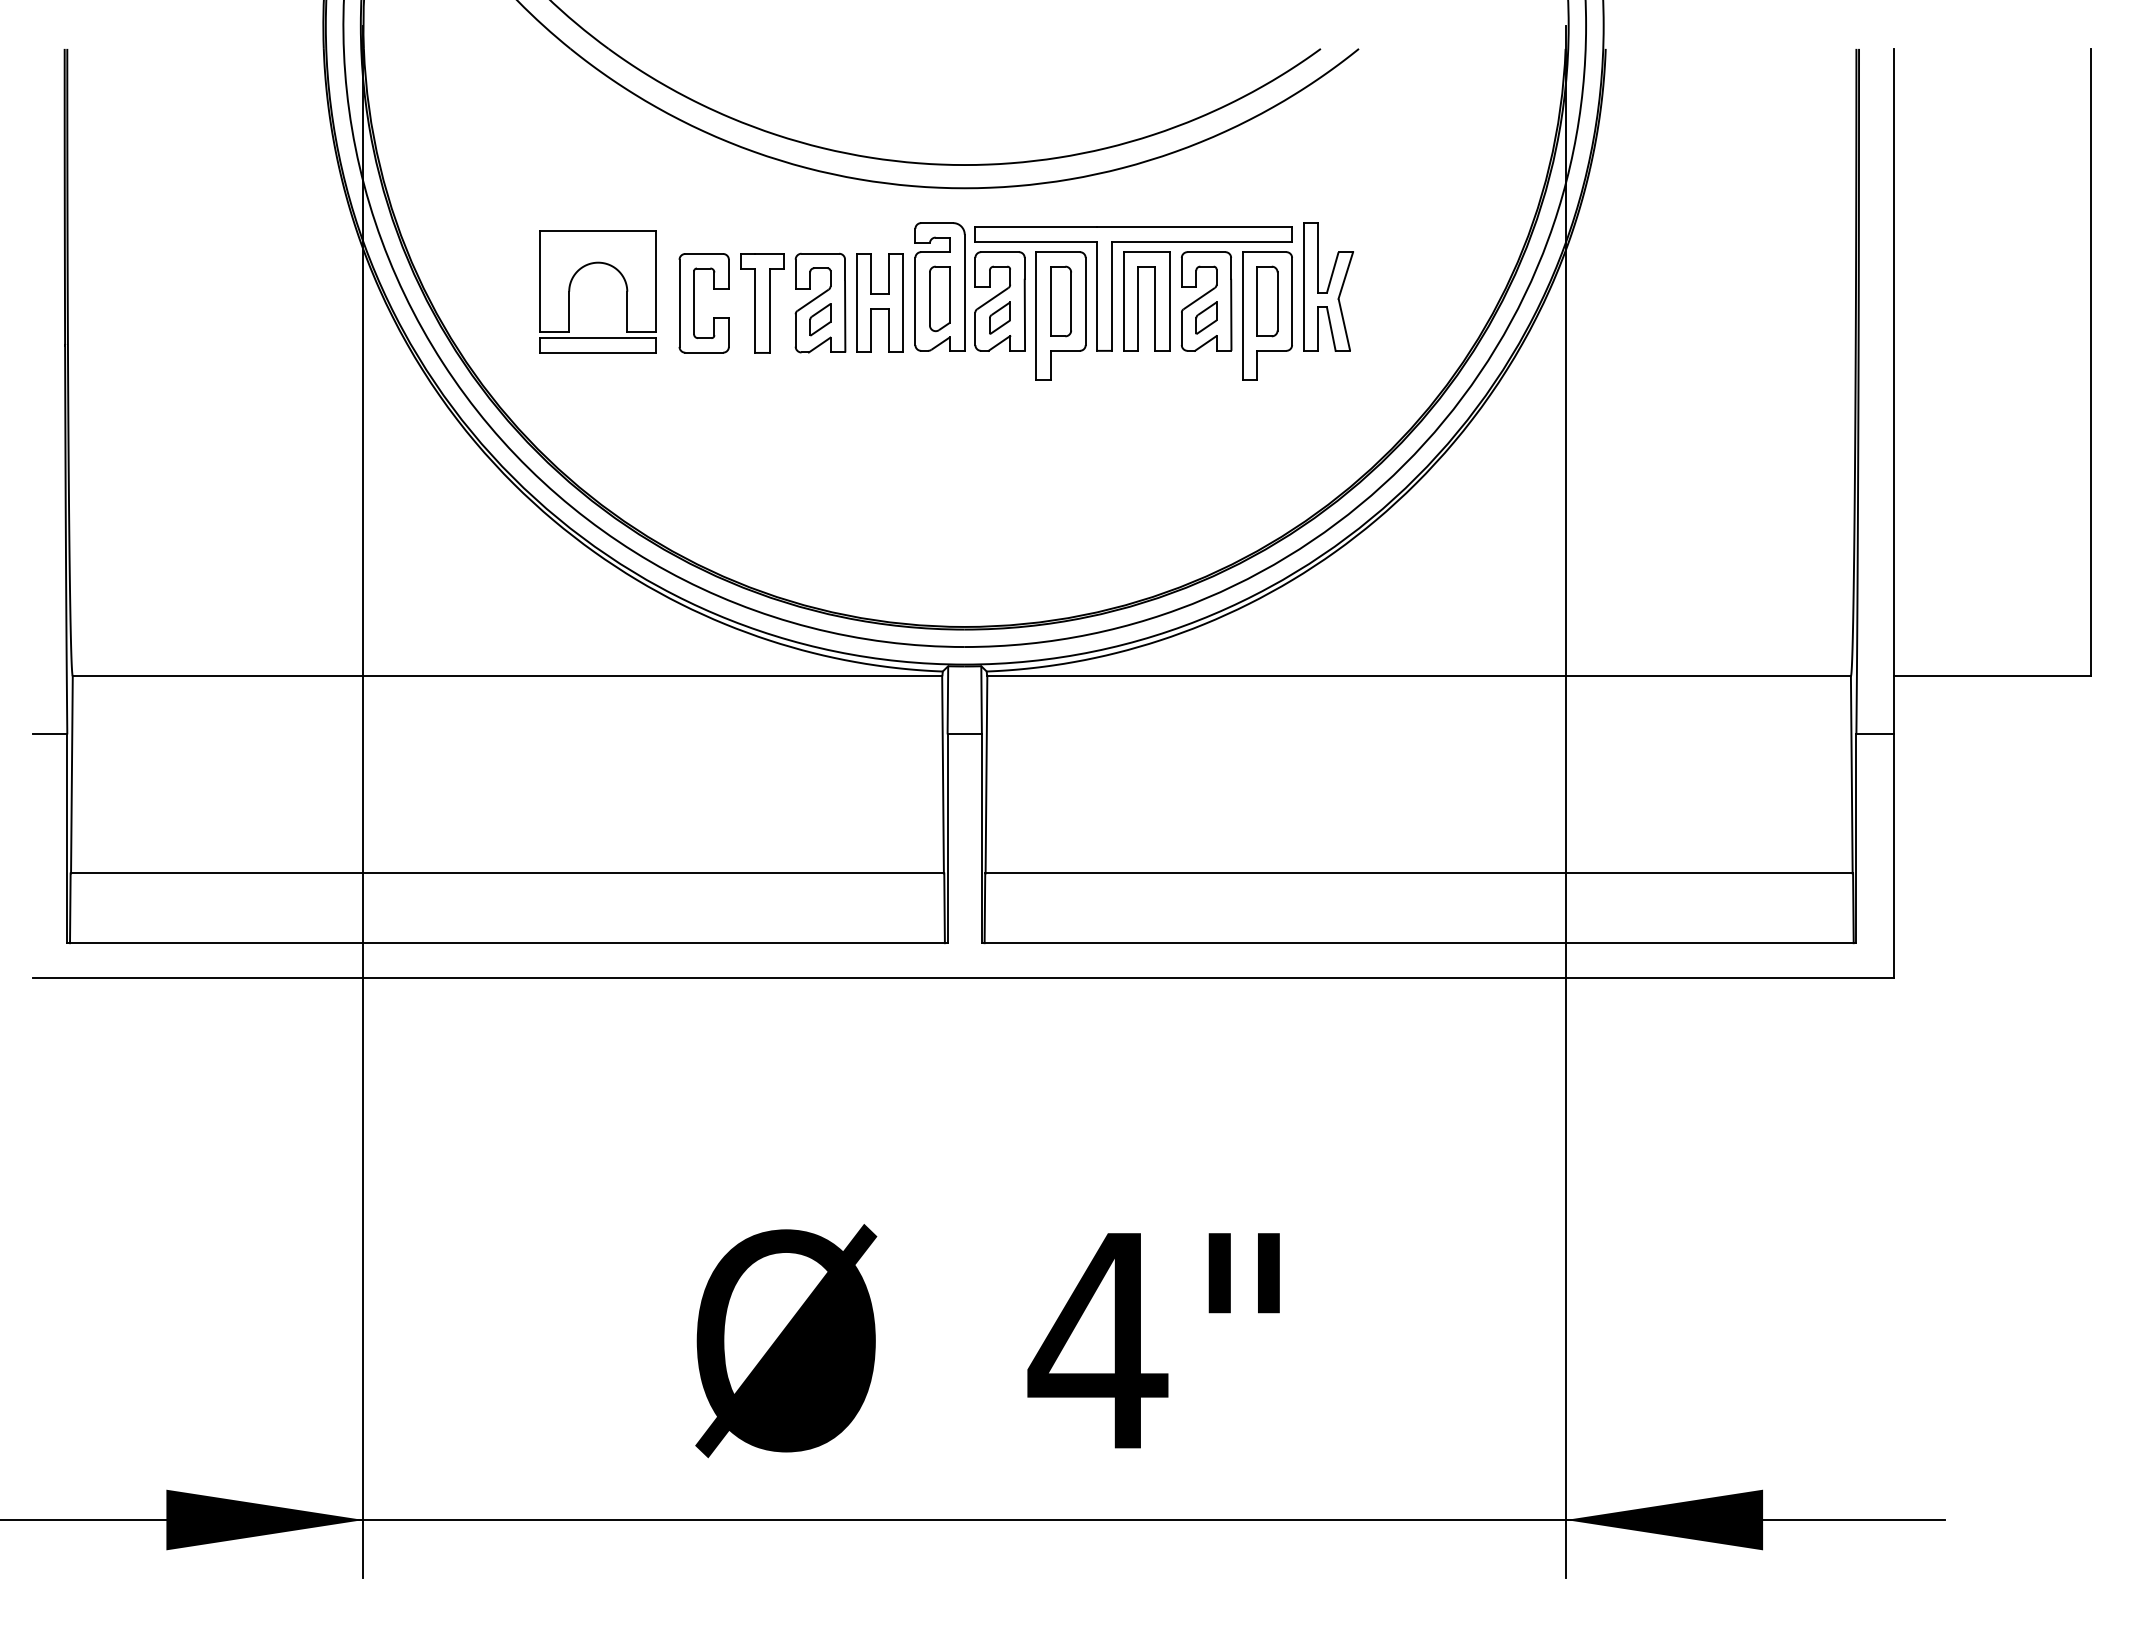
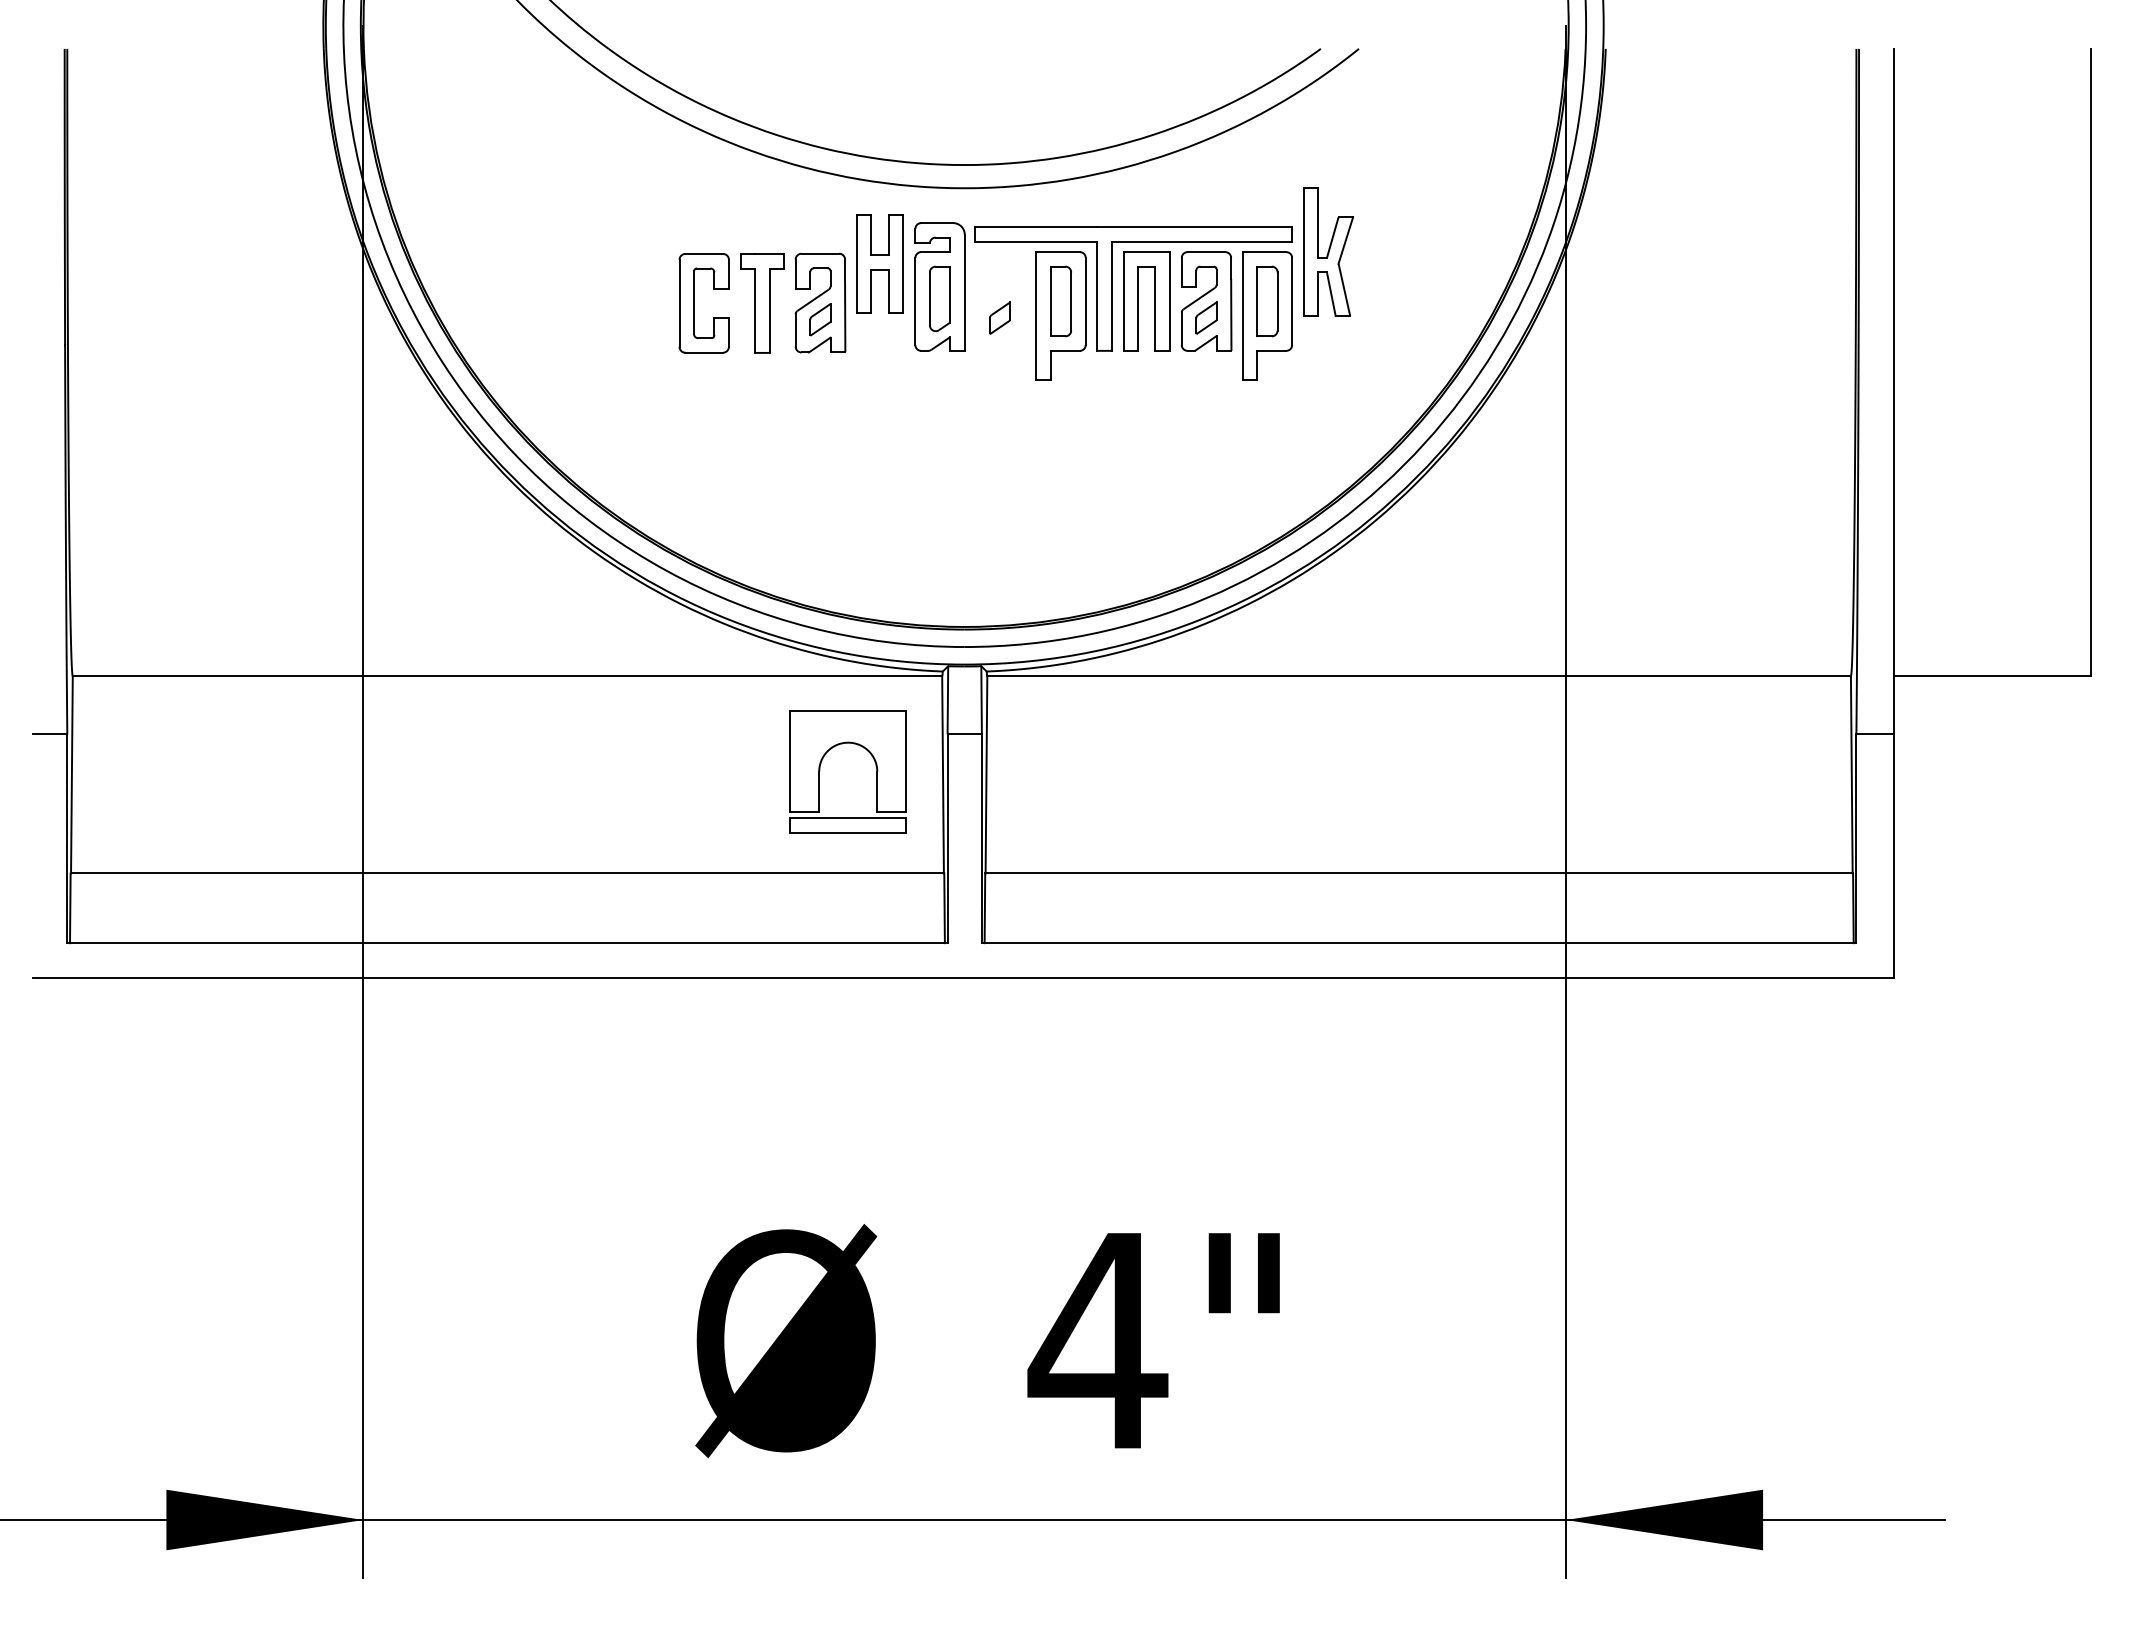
part position: (572, 281) -> (822, 761) (822, 761)
part position: (1328, 286) -> (1328, 251) (1328, 251)
part: present -> none (999, 301)
part position: (879, 302) -> (879, 263) (879, 263)
